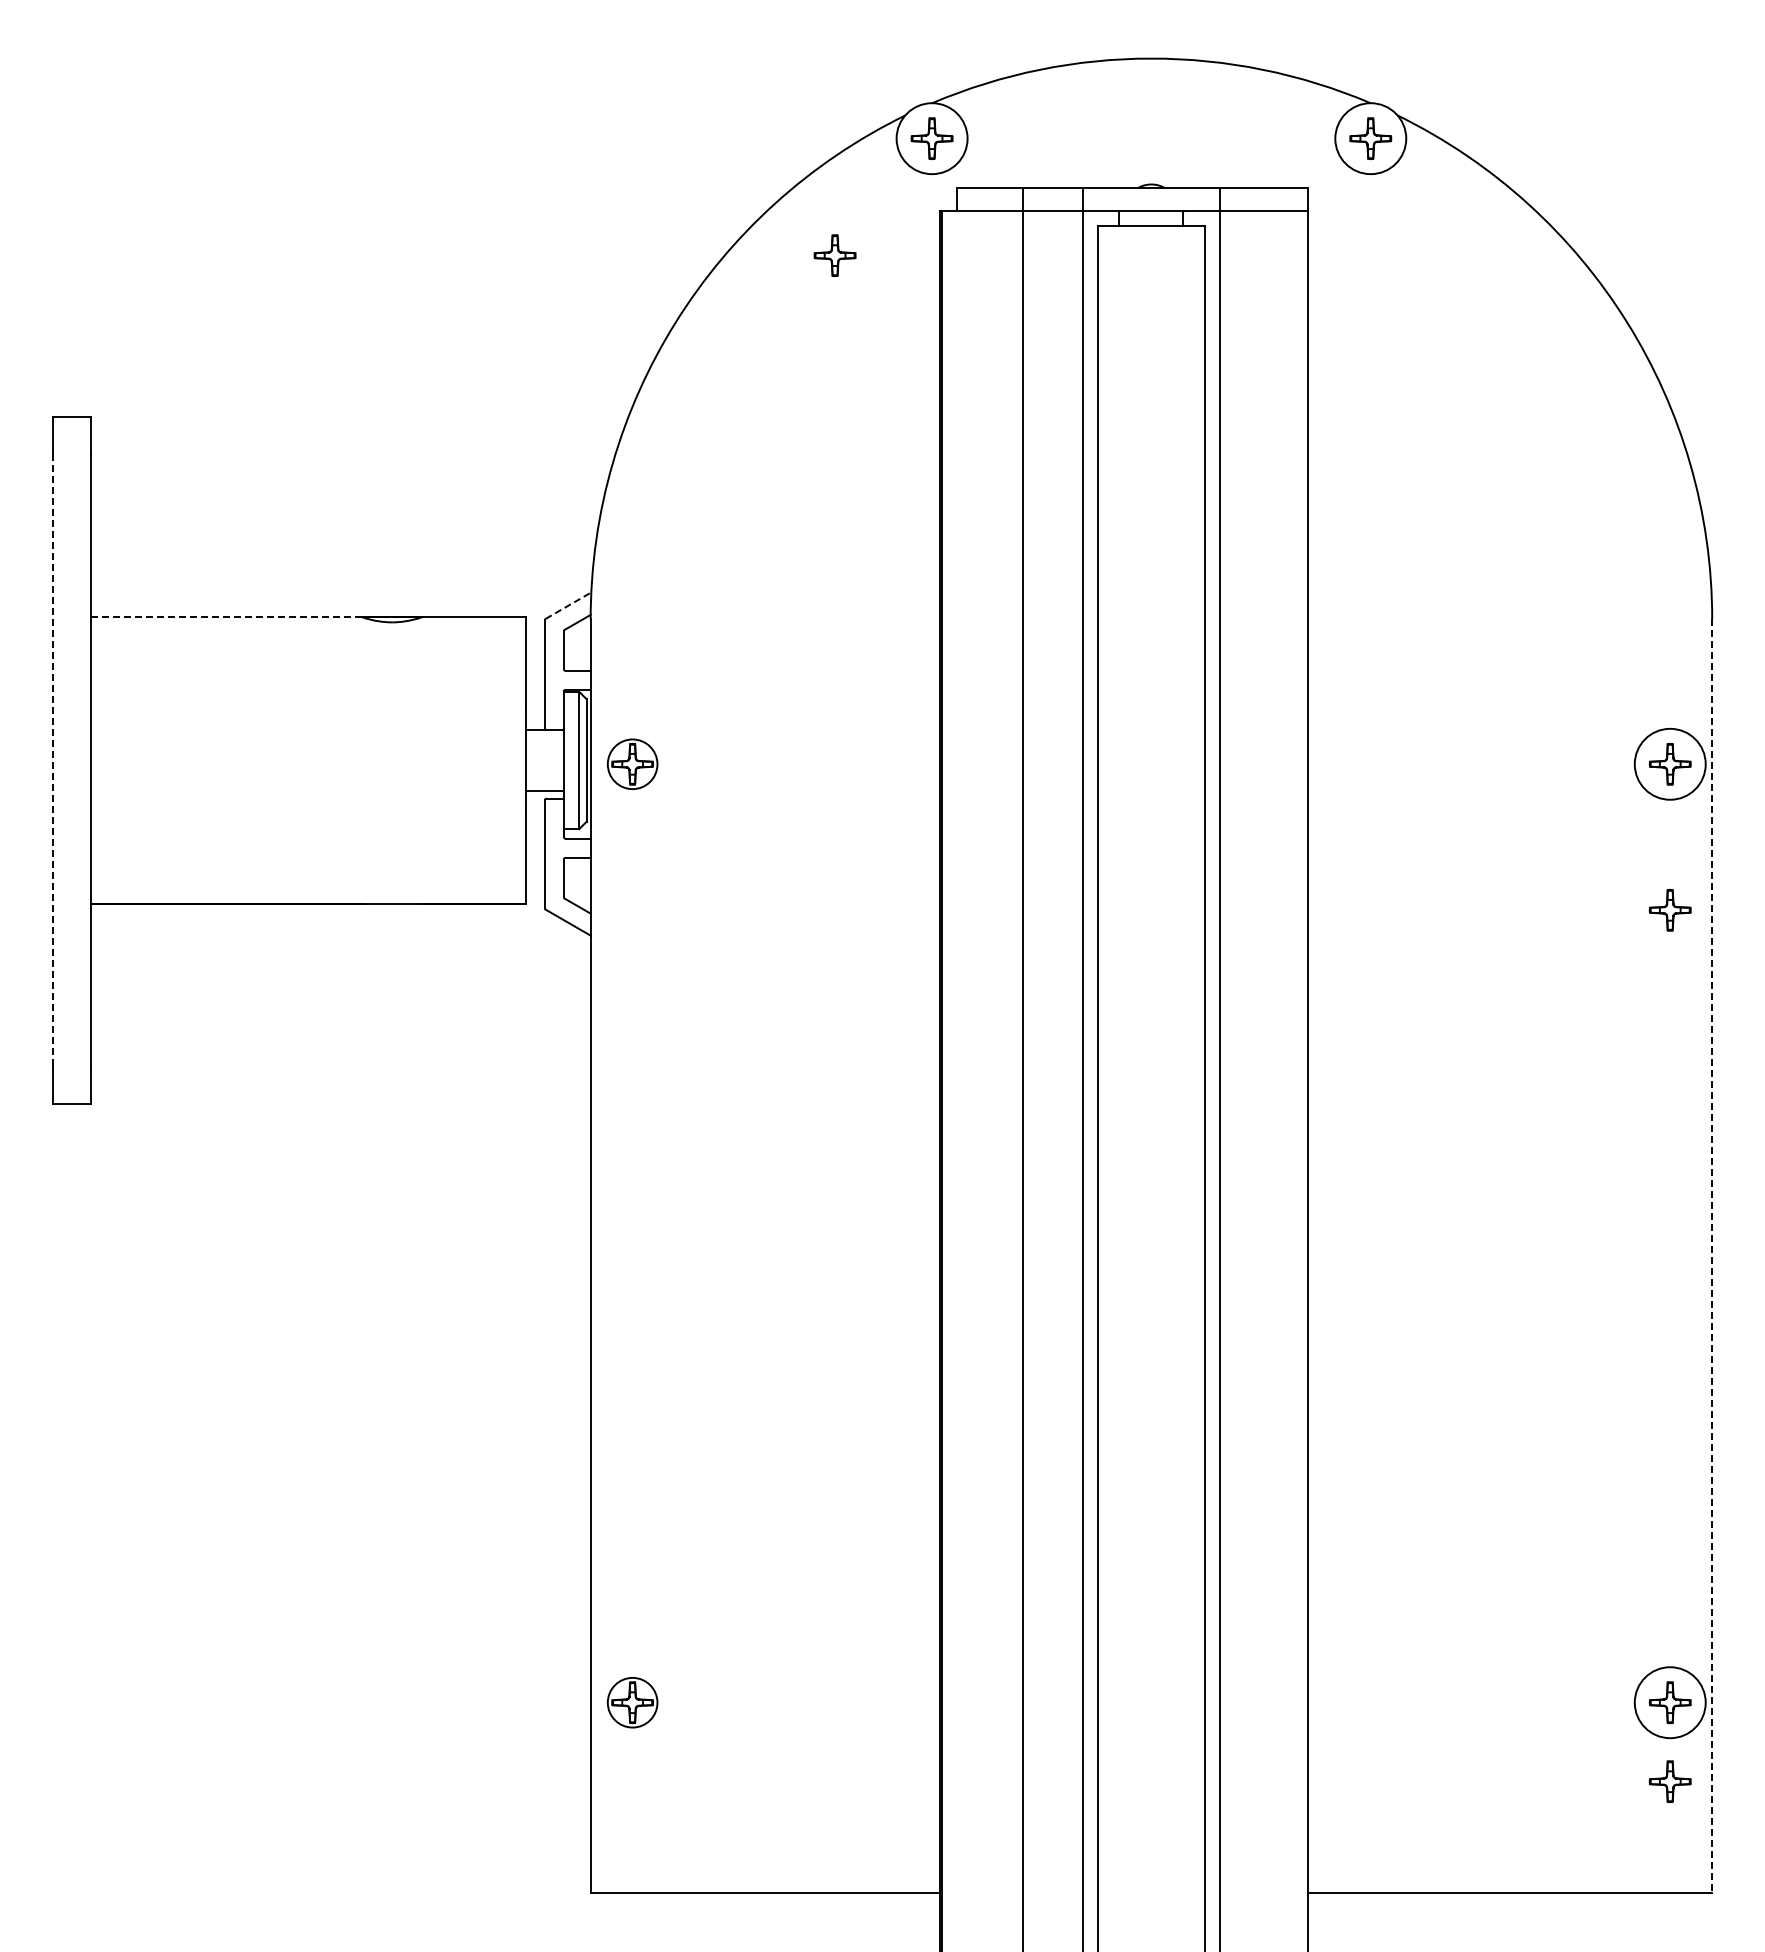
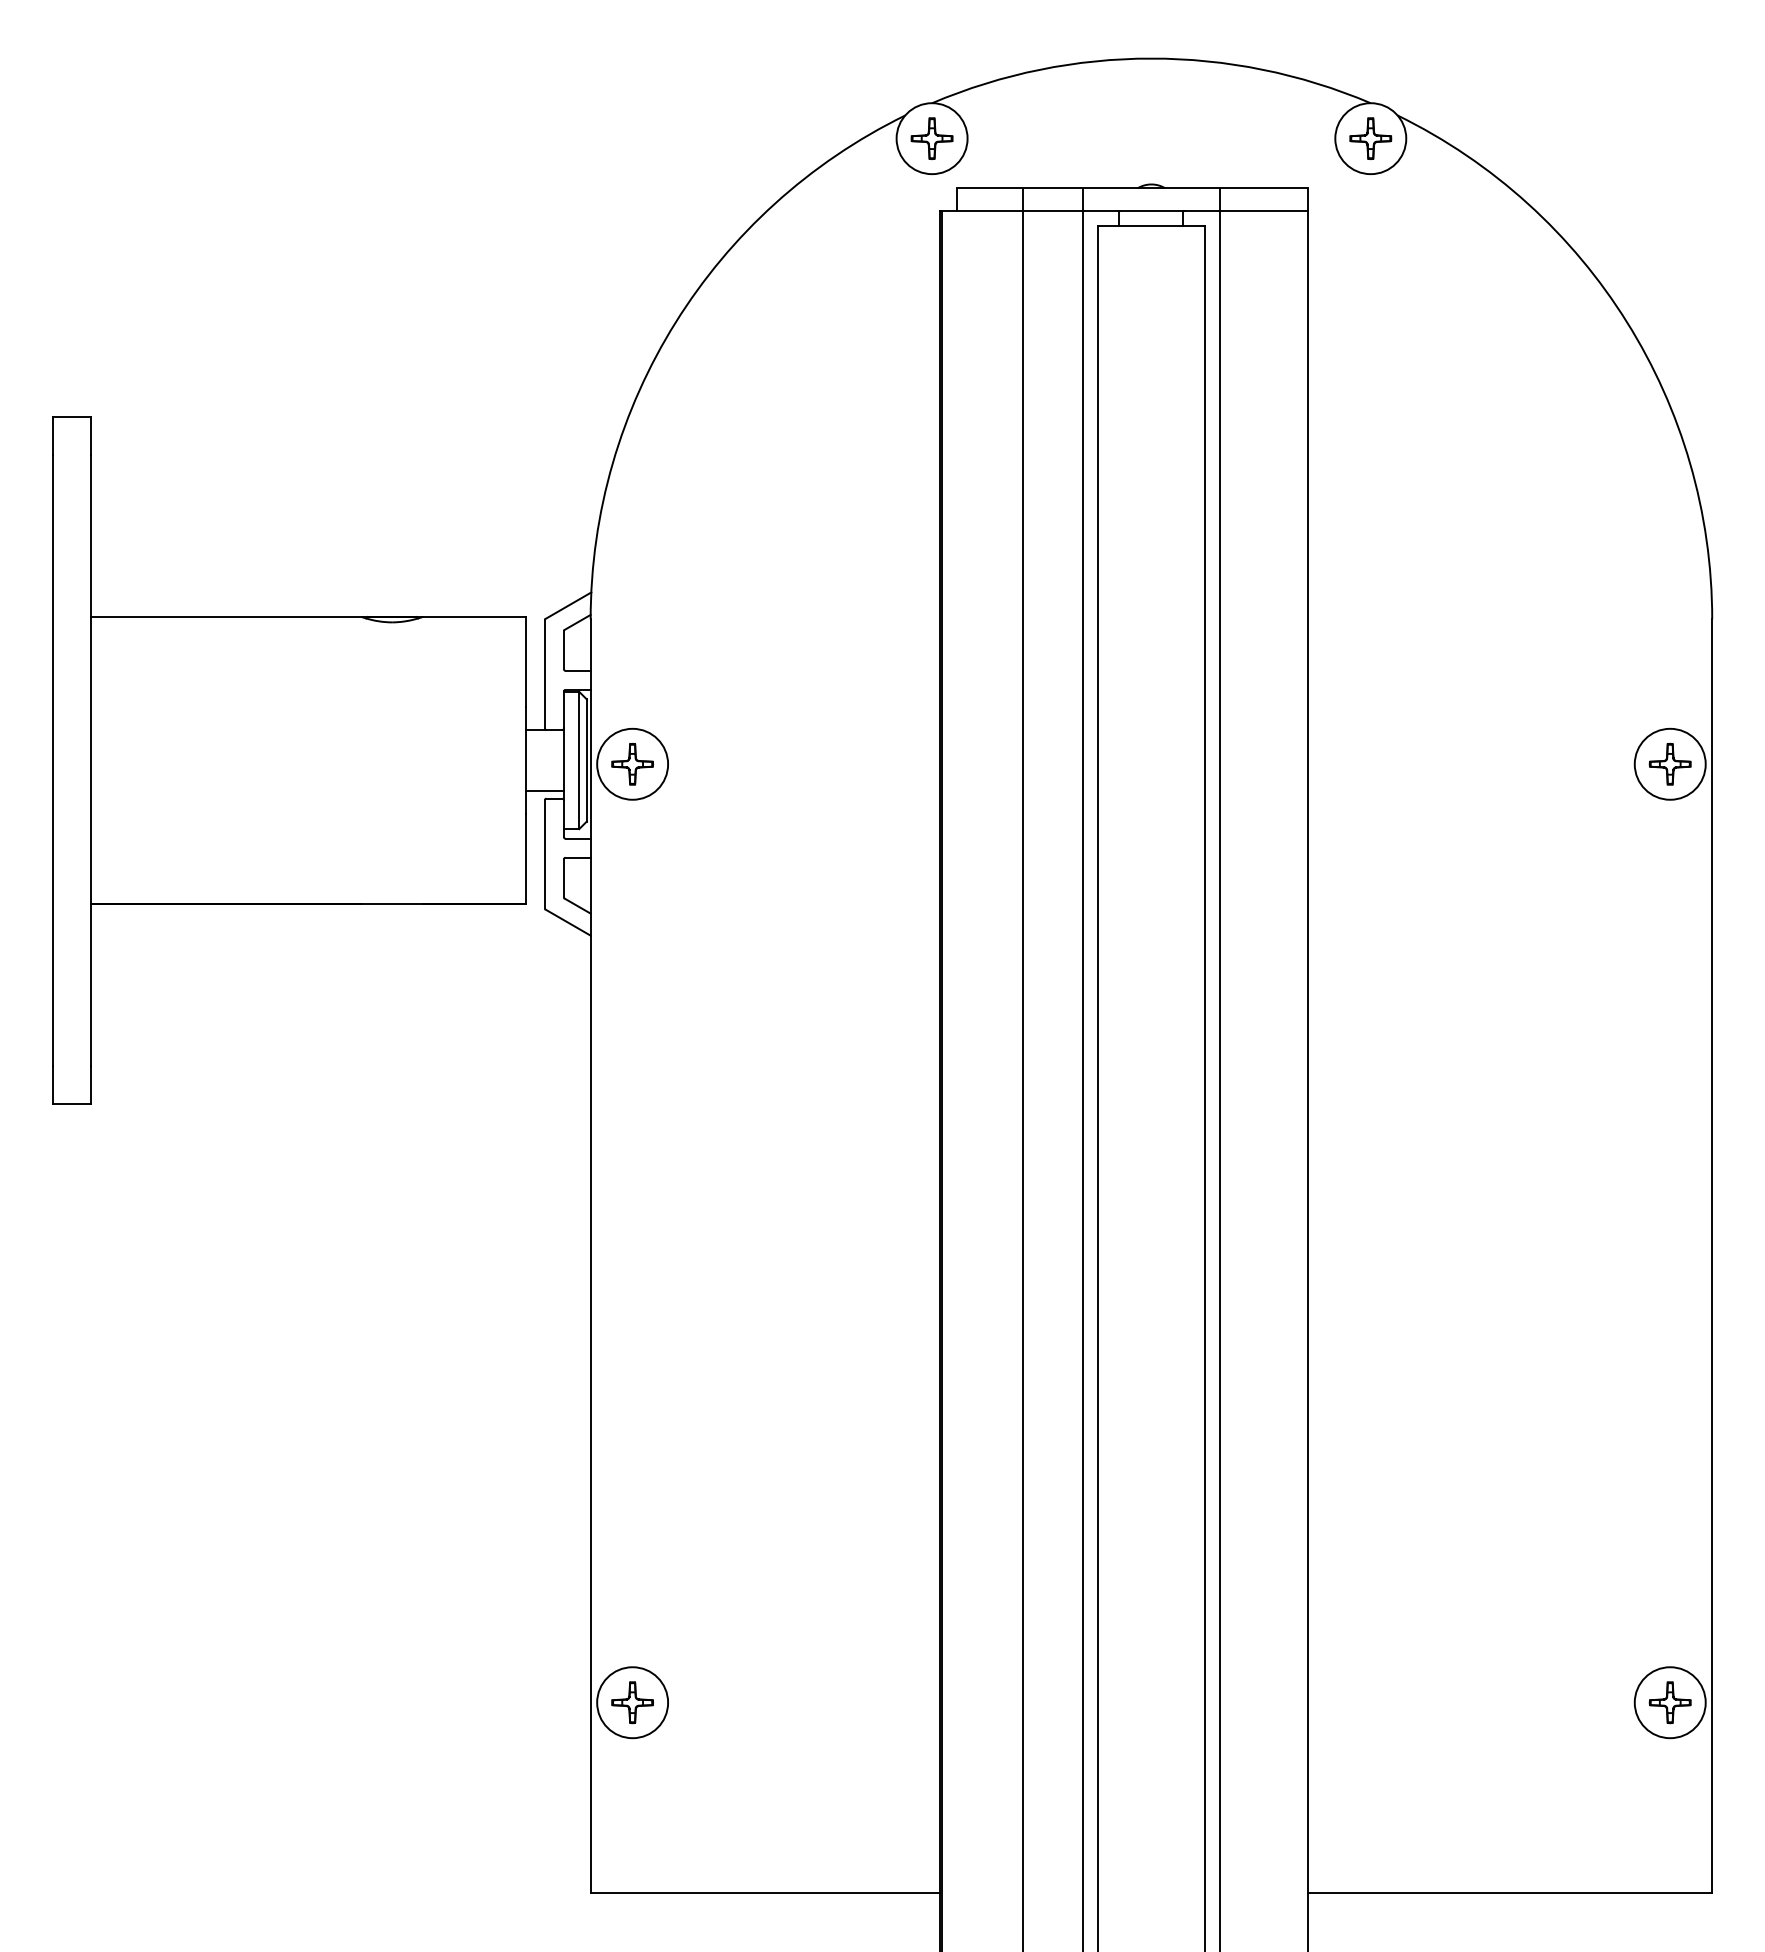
part: present -> none (834, 255)
line: dashed -> solid (568, 605)
line: dashed -> solid (225, 617)
line: dashed -> solid (52, 759)
circle diameter: 50 px -> 71 px (632, 763)
part: present -> none (1669, 909)
line: dashed -> solid (1712, 1256)
circle diameter: 50 px -> 71 px (632, 1702)
part: present -> none (1669, 1781)
